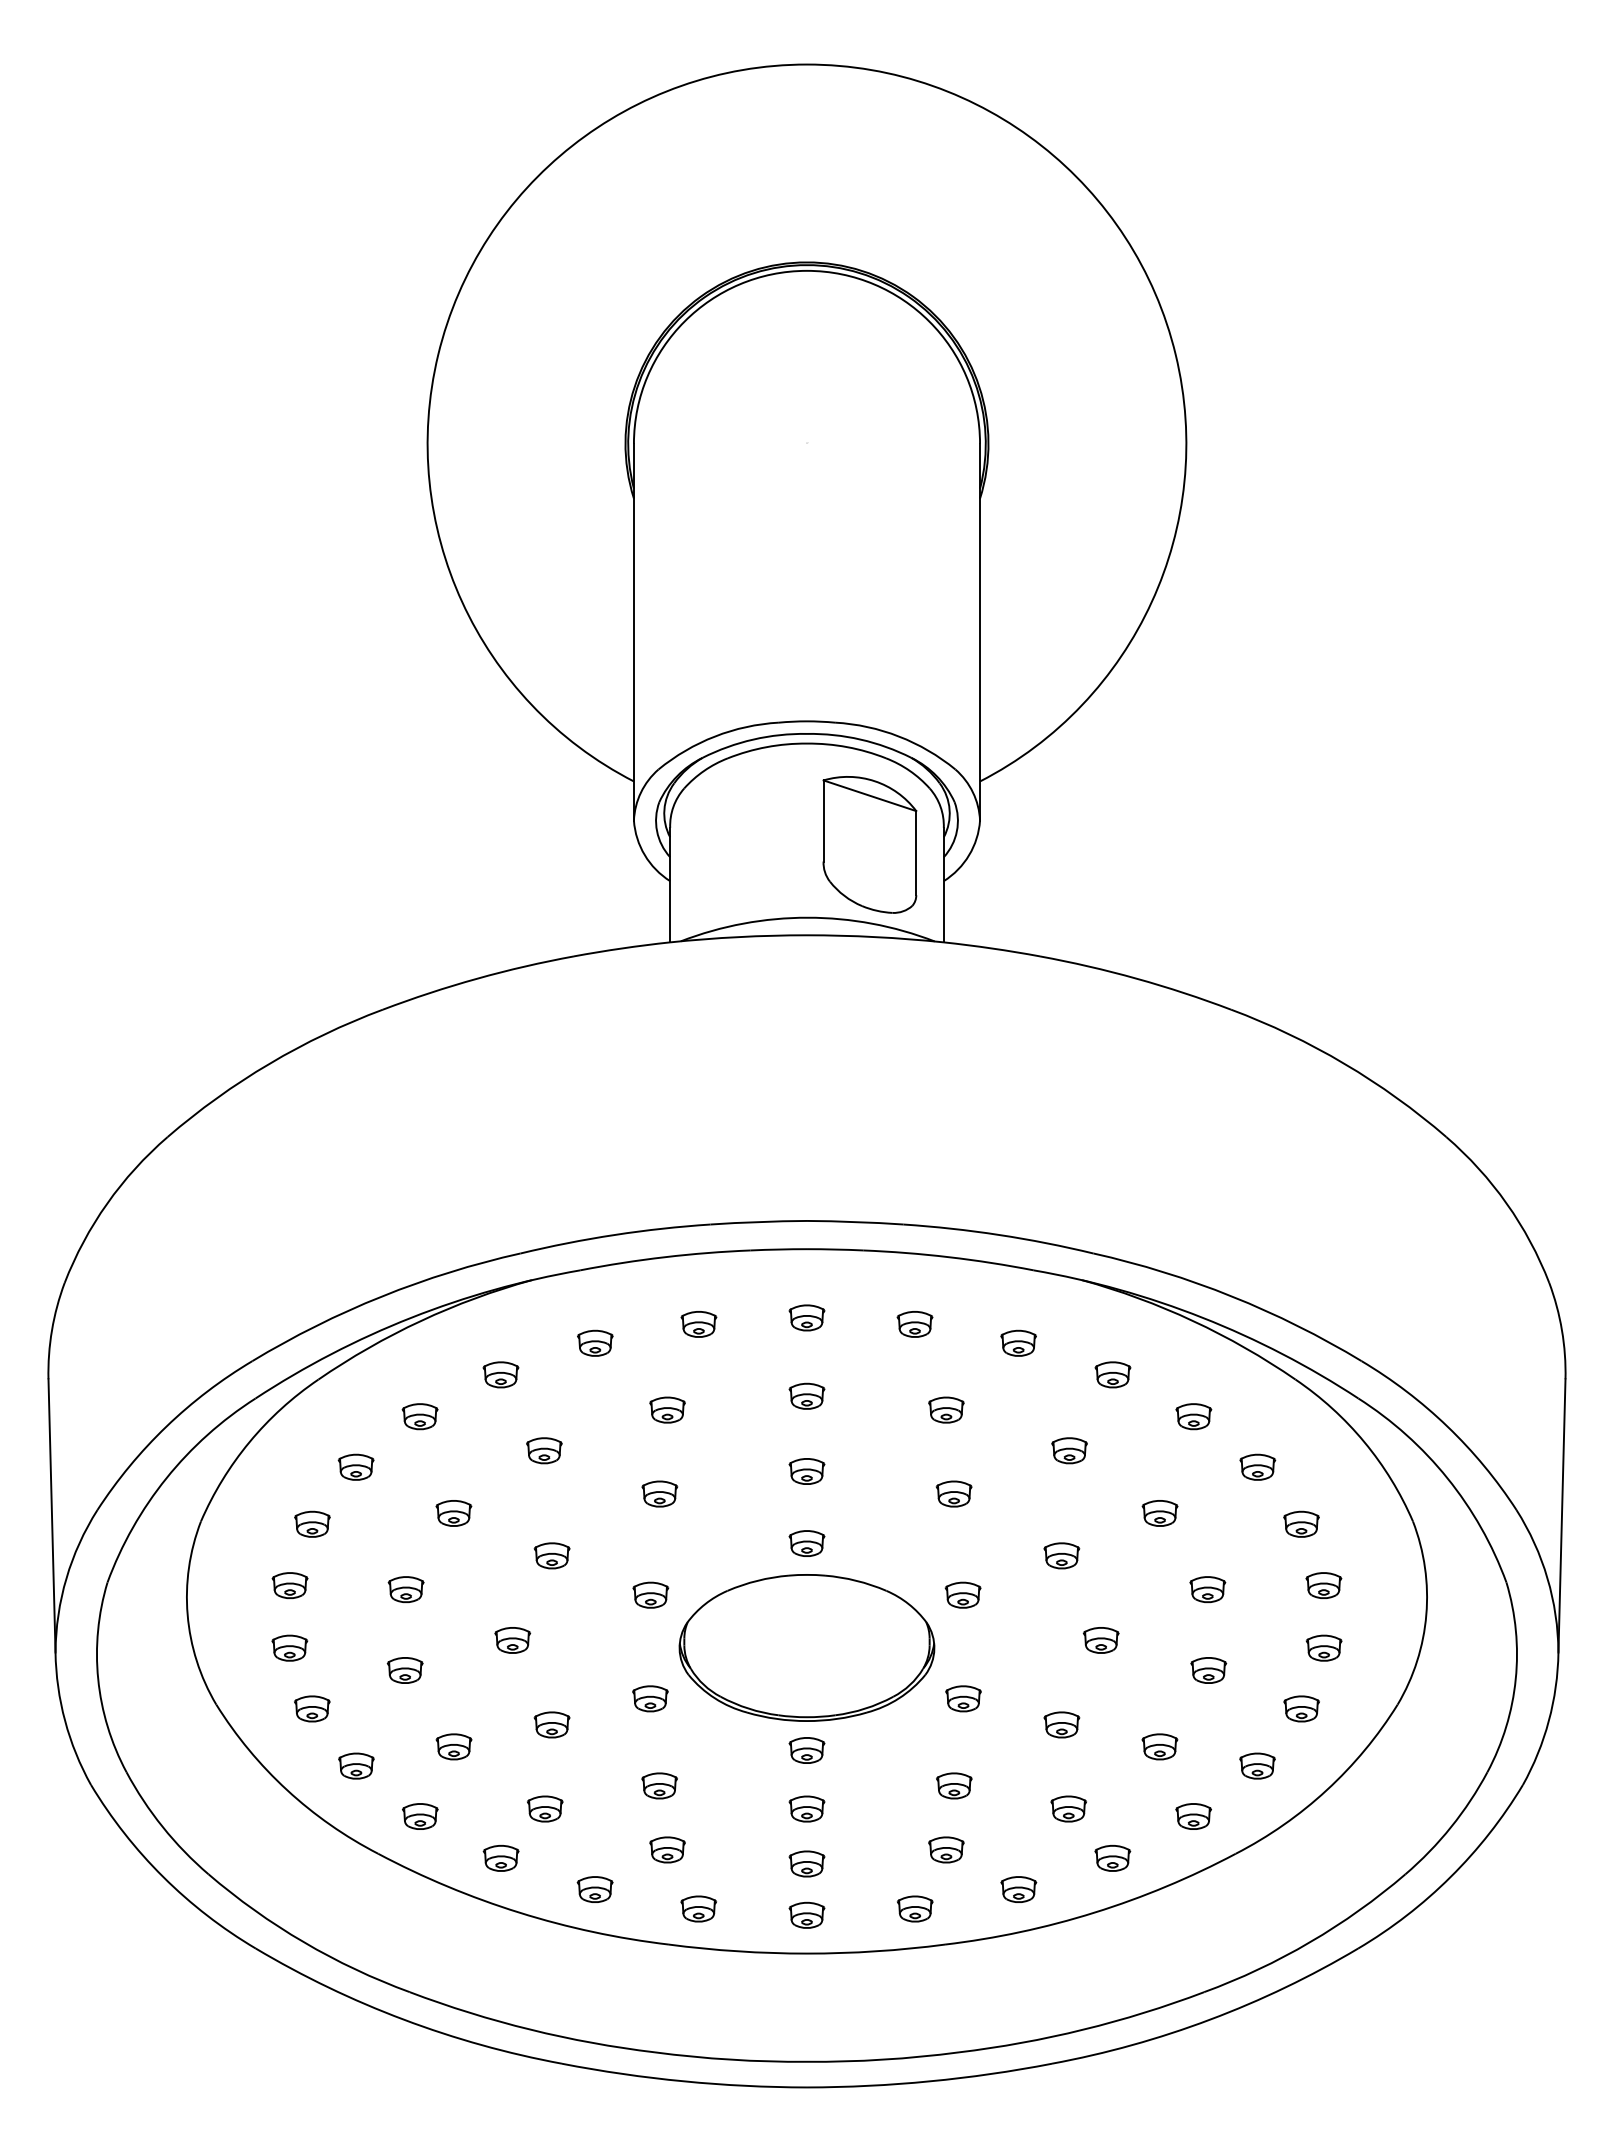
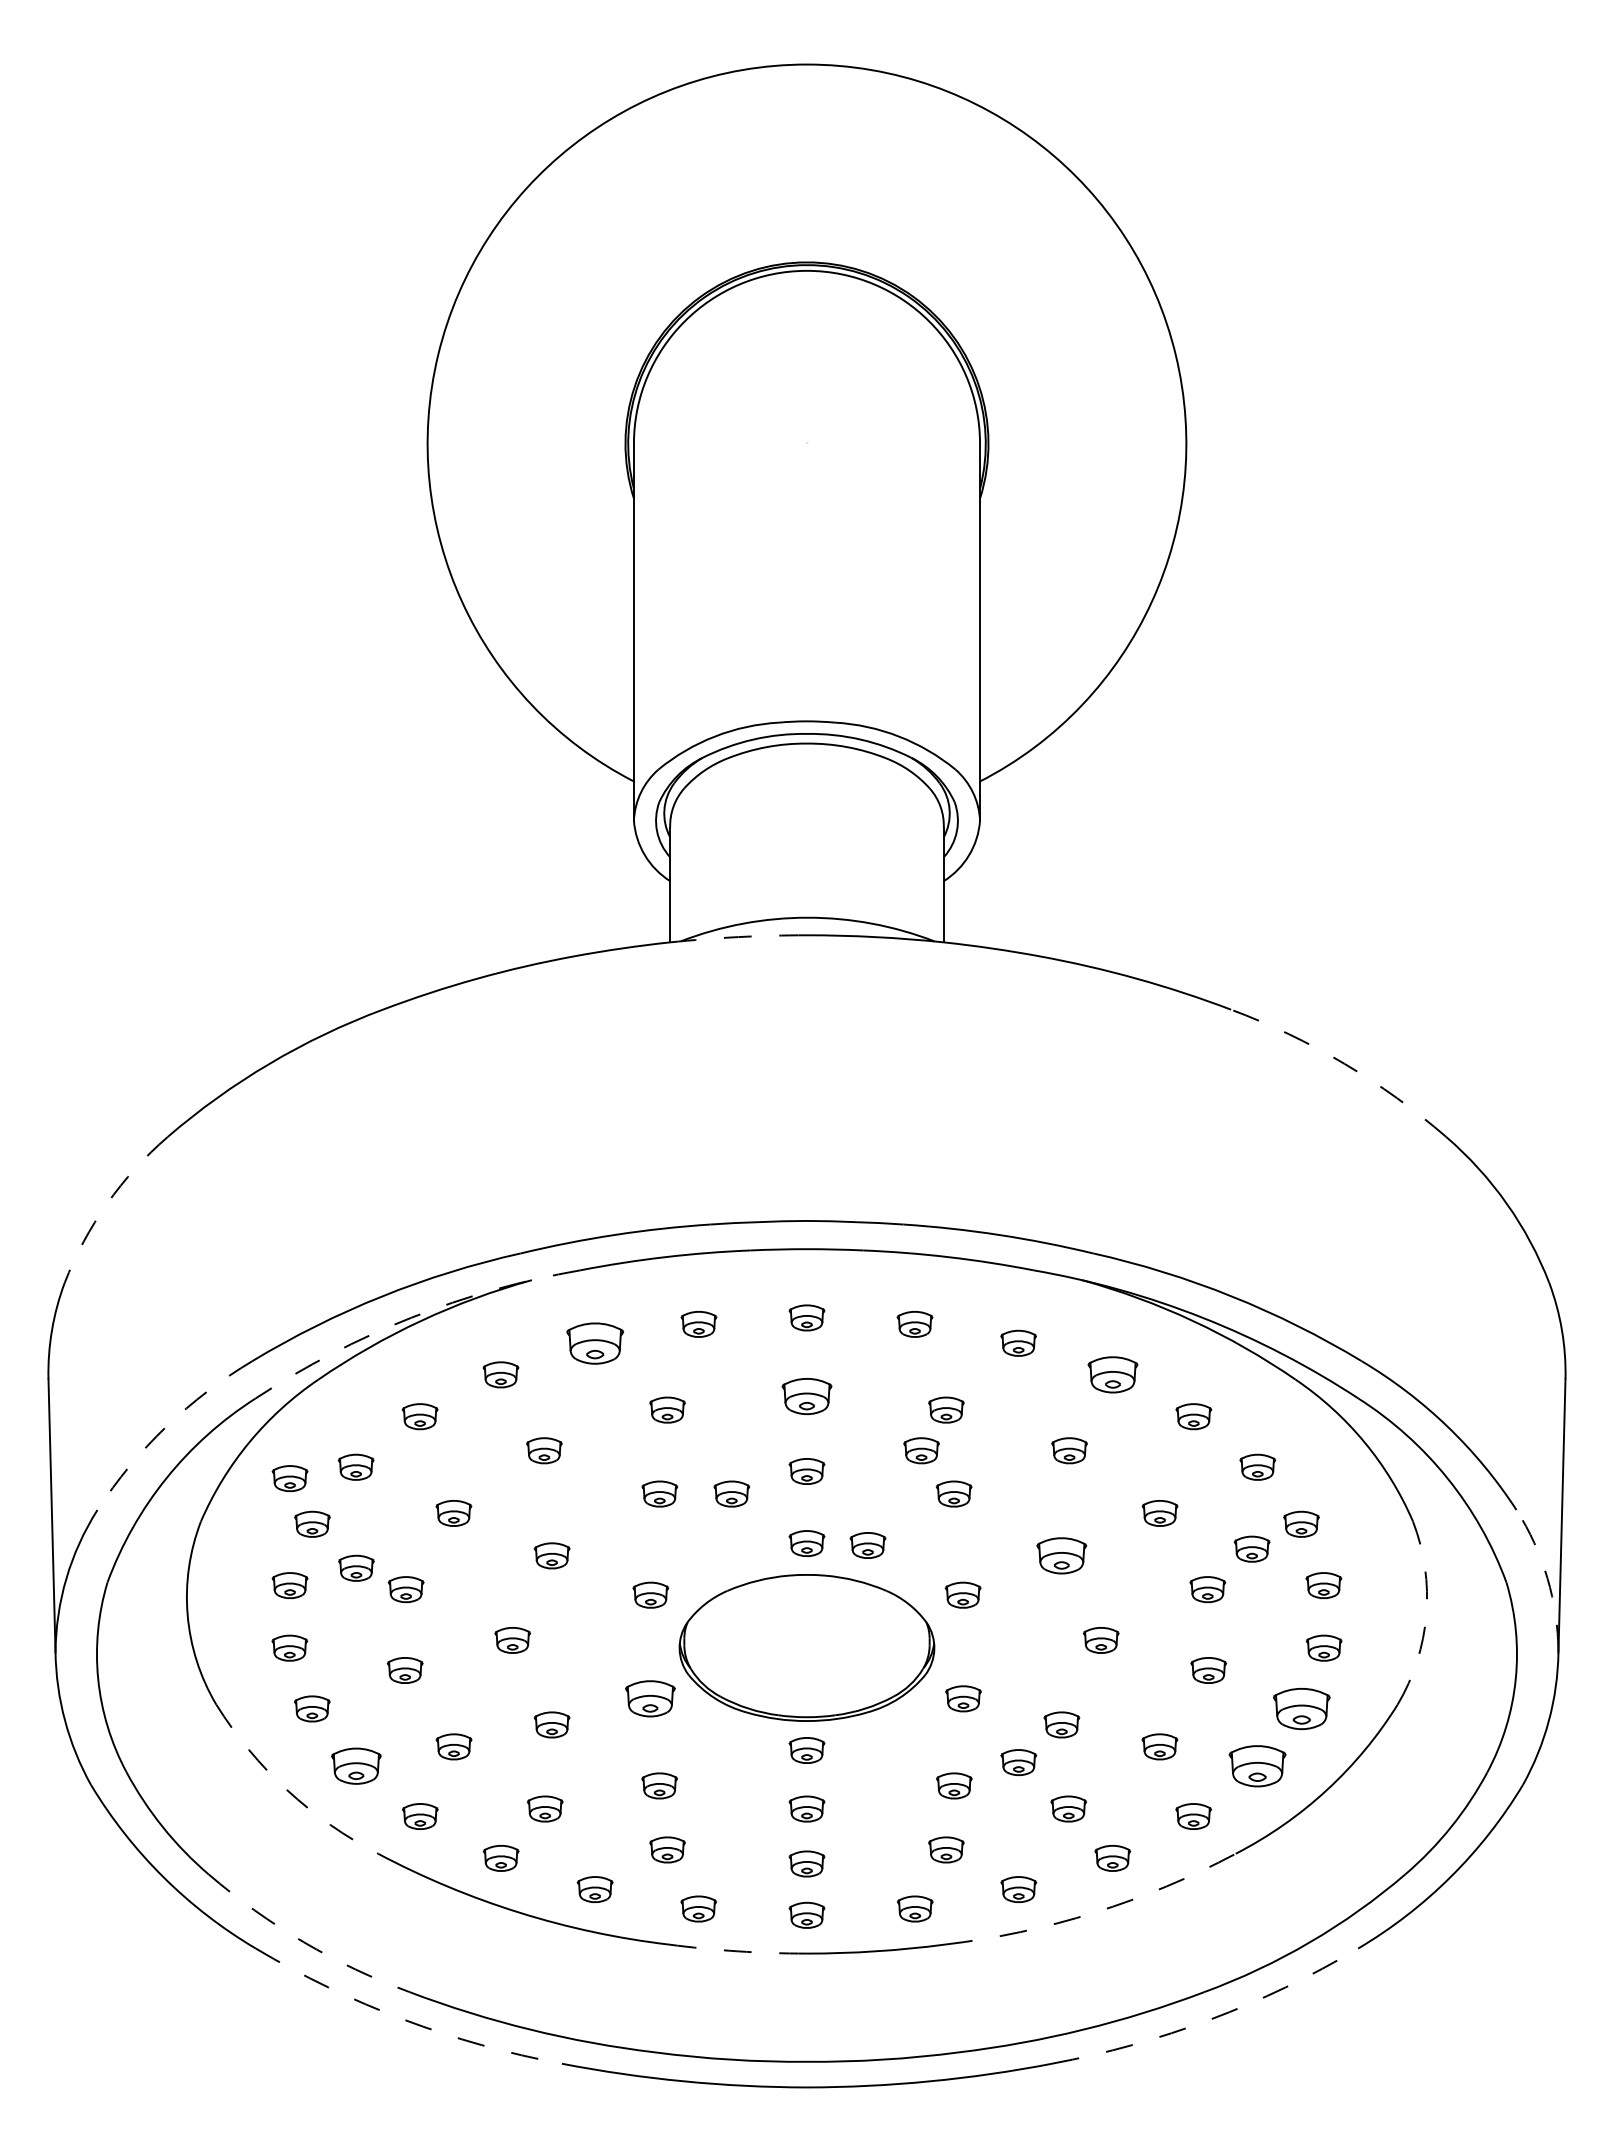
part: present -> none (869, 844)
arc: solid -> dashed (738, 937)
arc: solid -> dashed (1344, 1063)
arc: solid -> dashed (107, 1203)
arc: solid -> dashed (411, 1317)
part size: 37x28 px -> 59x43 px (595, 1343)
part size: 38x28 px -> 52x38 px (1112, 1374)
part size: 38x28 px -> 52x37 px (806, 1396)
arc: solid -> dashed (166, 1426)
part: none -> present (921, 1450)
part: none -> present (289, 1478)
part: none -> present (731, 1493)
part: none -> present (867, 1545)
part: none -> present (1251, 1548)
part size: 38x28 px -> 52x38 px (1061, 1555)
part: none -> present (356, 1567)
arc: solid -> dashed (1547, 1578)
arc: solid -> dashed (1426, 1614)
part size: 37x28 px -> 51x38 px (650, 1698)
part size: 37x28 px -> 58x42 px (1301, 1708)
part: none -> present (1018, 1762)
part size: 37x28 px -> 51x38 px (356, 1765)
part size: 37x28 px -> 59x43 px (1257, 1766)
arc: solid -> dashed (287, 1790)
arc: solid -> dashed (1094, 1912)
arc: solid -> dashed (303, 1942)
arc: solid -> dashed (737, 1951)
arc: solid -> dashed (403, 2019)
arc: solid -> dashed (1210, 2019)
